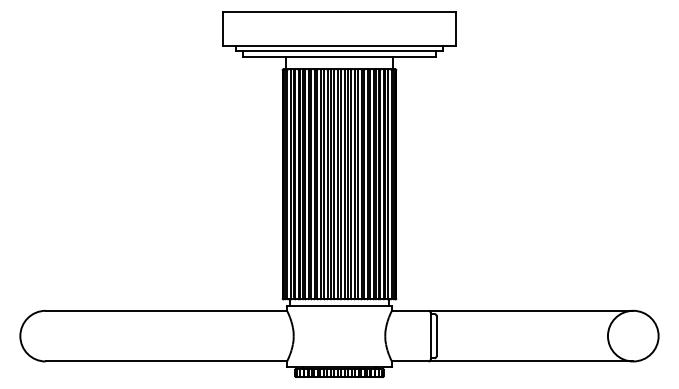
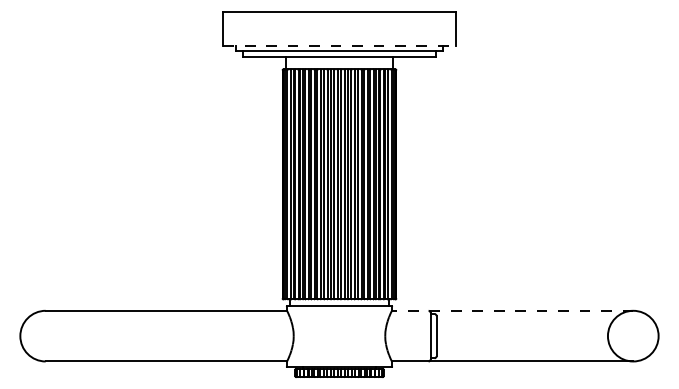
line: solid -> dashed (339, 46)
line: solid -> dashed (512, 310)
